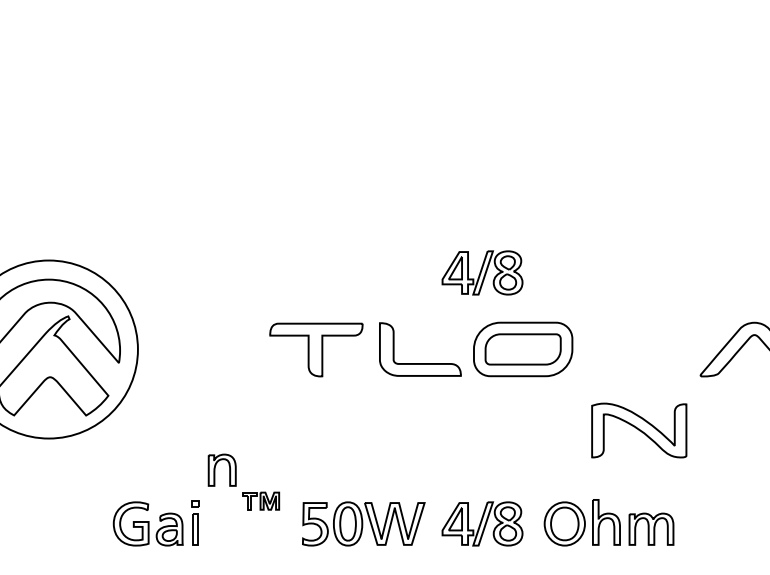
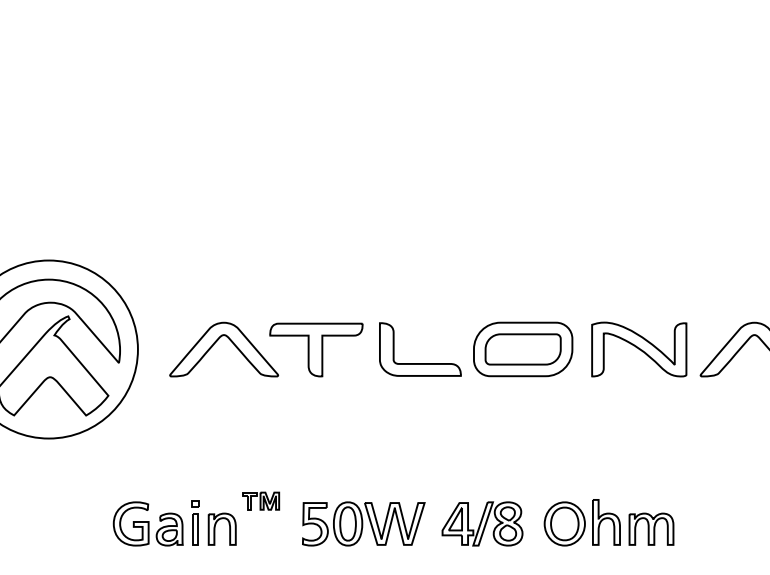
part: present -> none (482, 272)
part: none -> present (231, 342)
part position: (639, 430) -> (639, 349) (639, 349)
part position: (221, 469) -> (221, 528) (221, 528)
